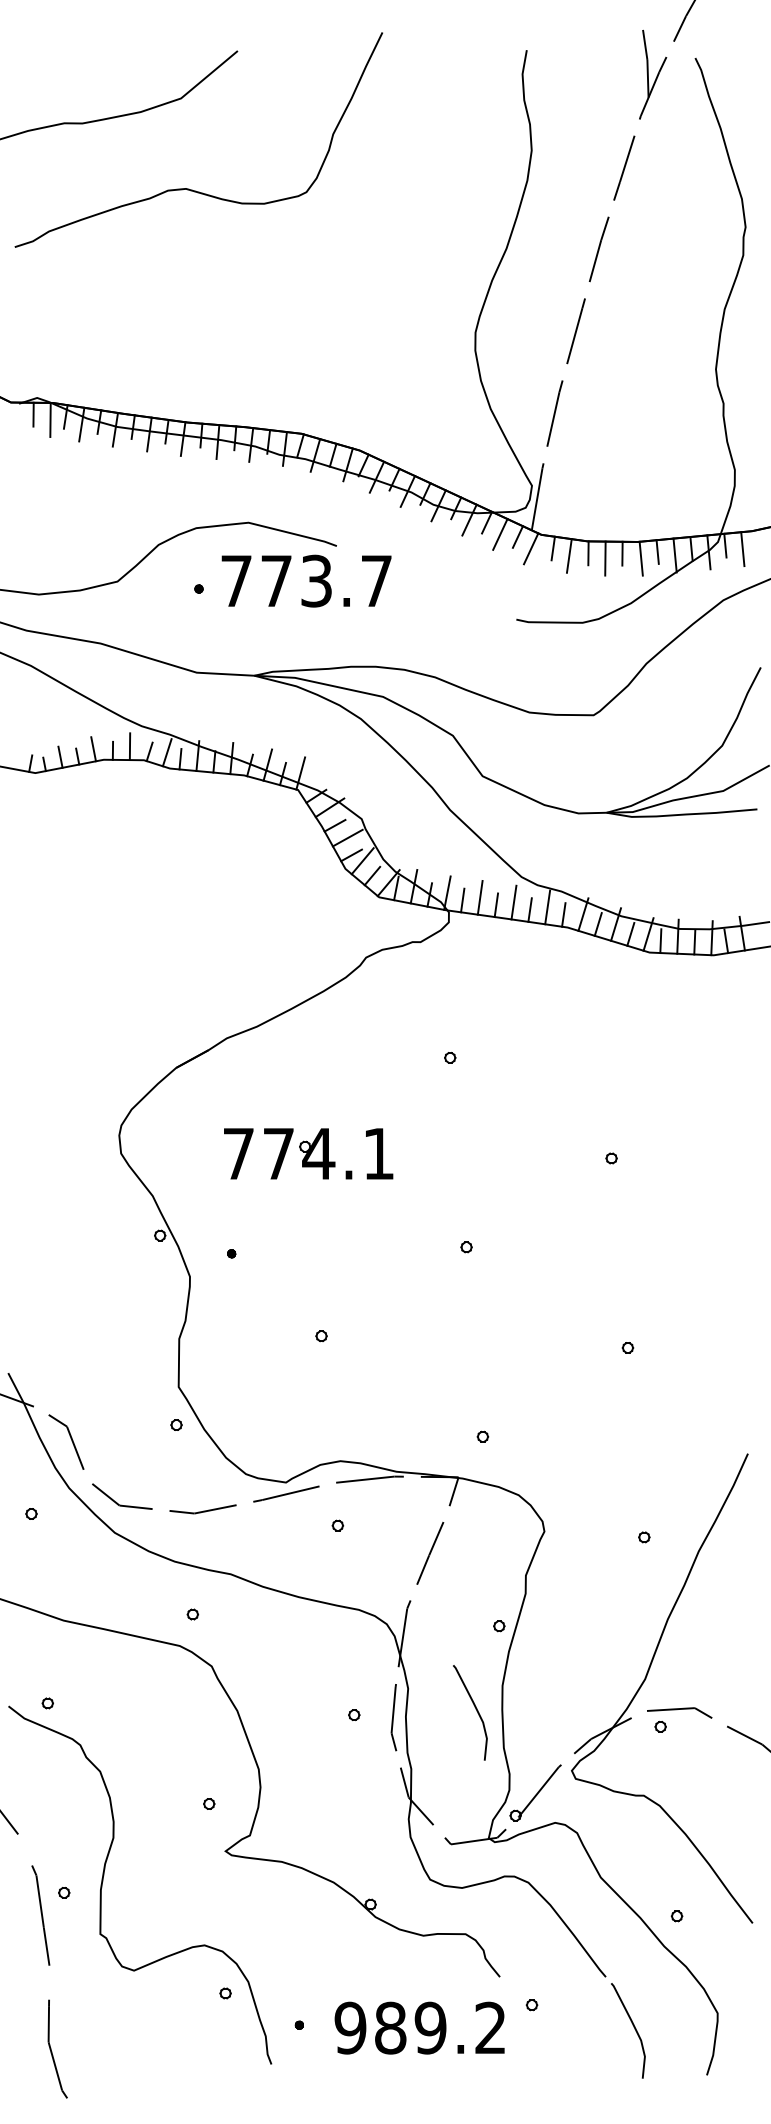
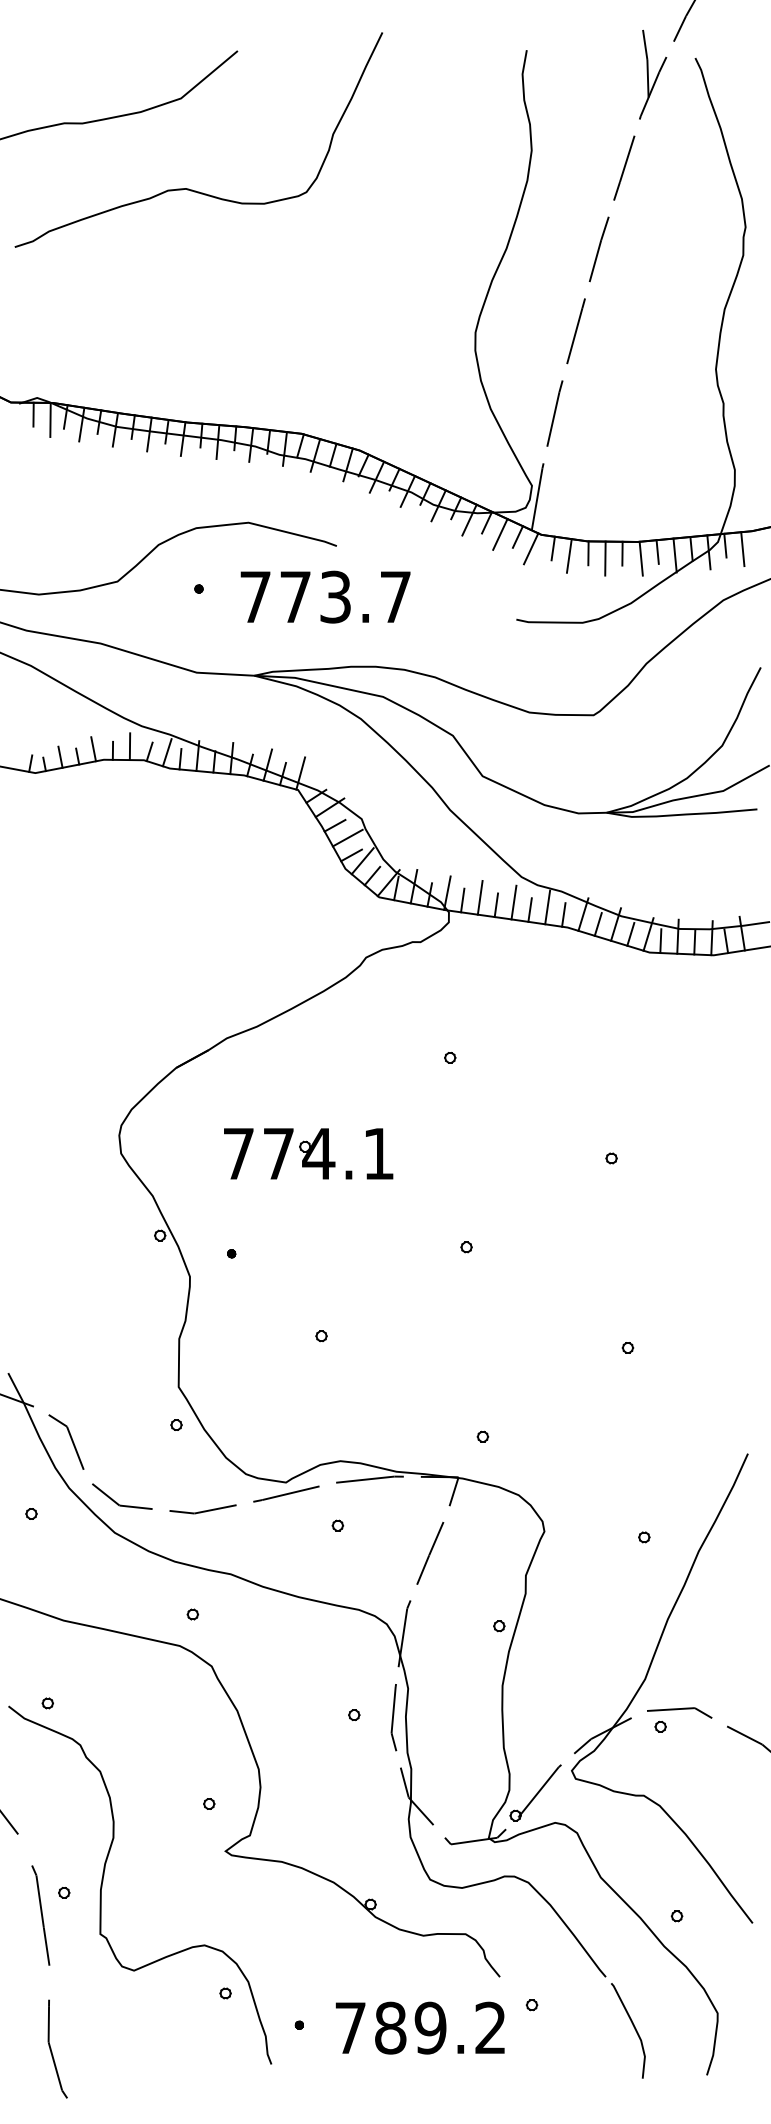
text position: (306, 580) -> (325, 596) (325, 596)
curve: present -> none (475, 1709)
text: 989.2 -> 789.2 (350, 2027)
